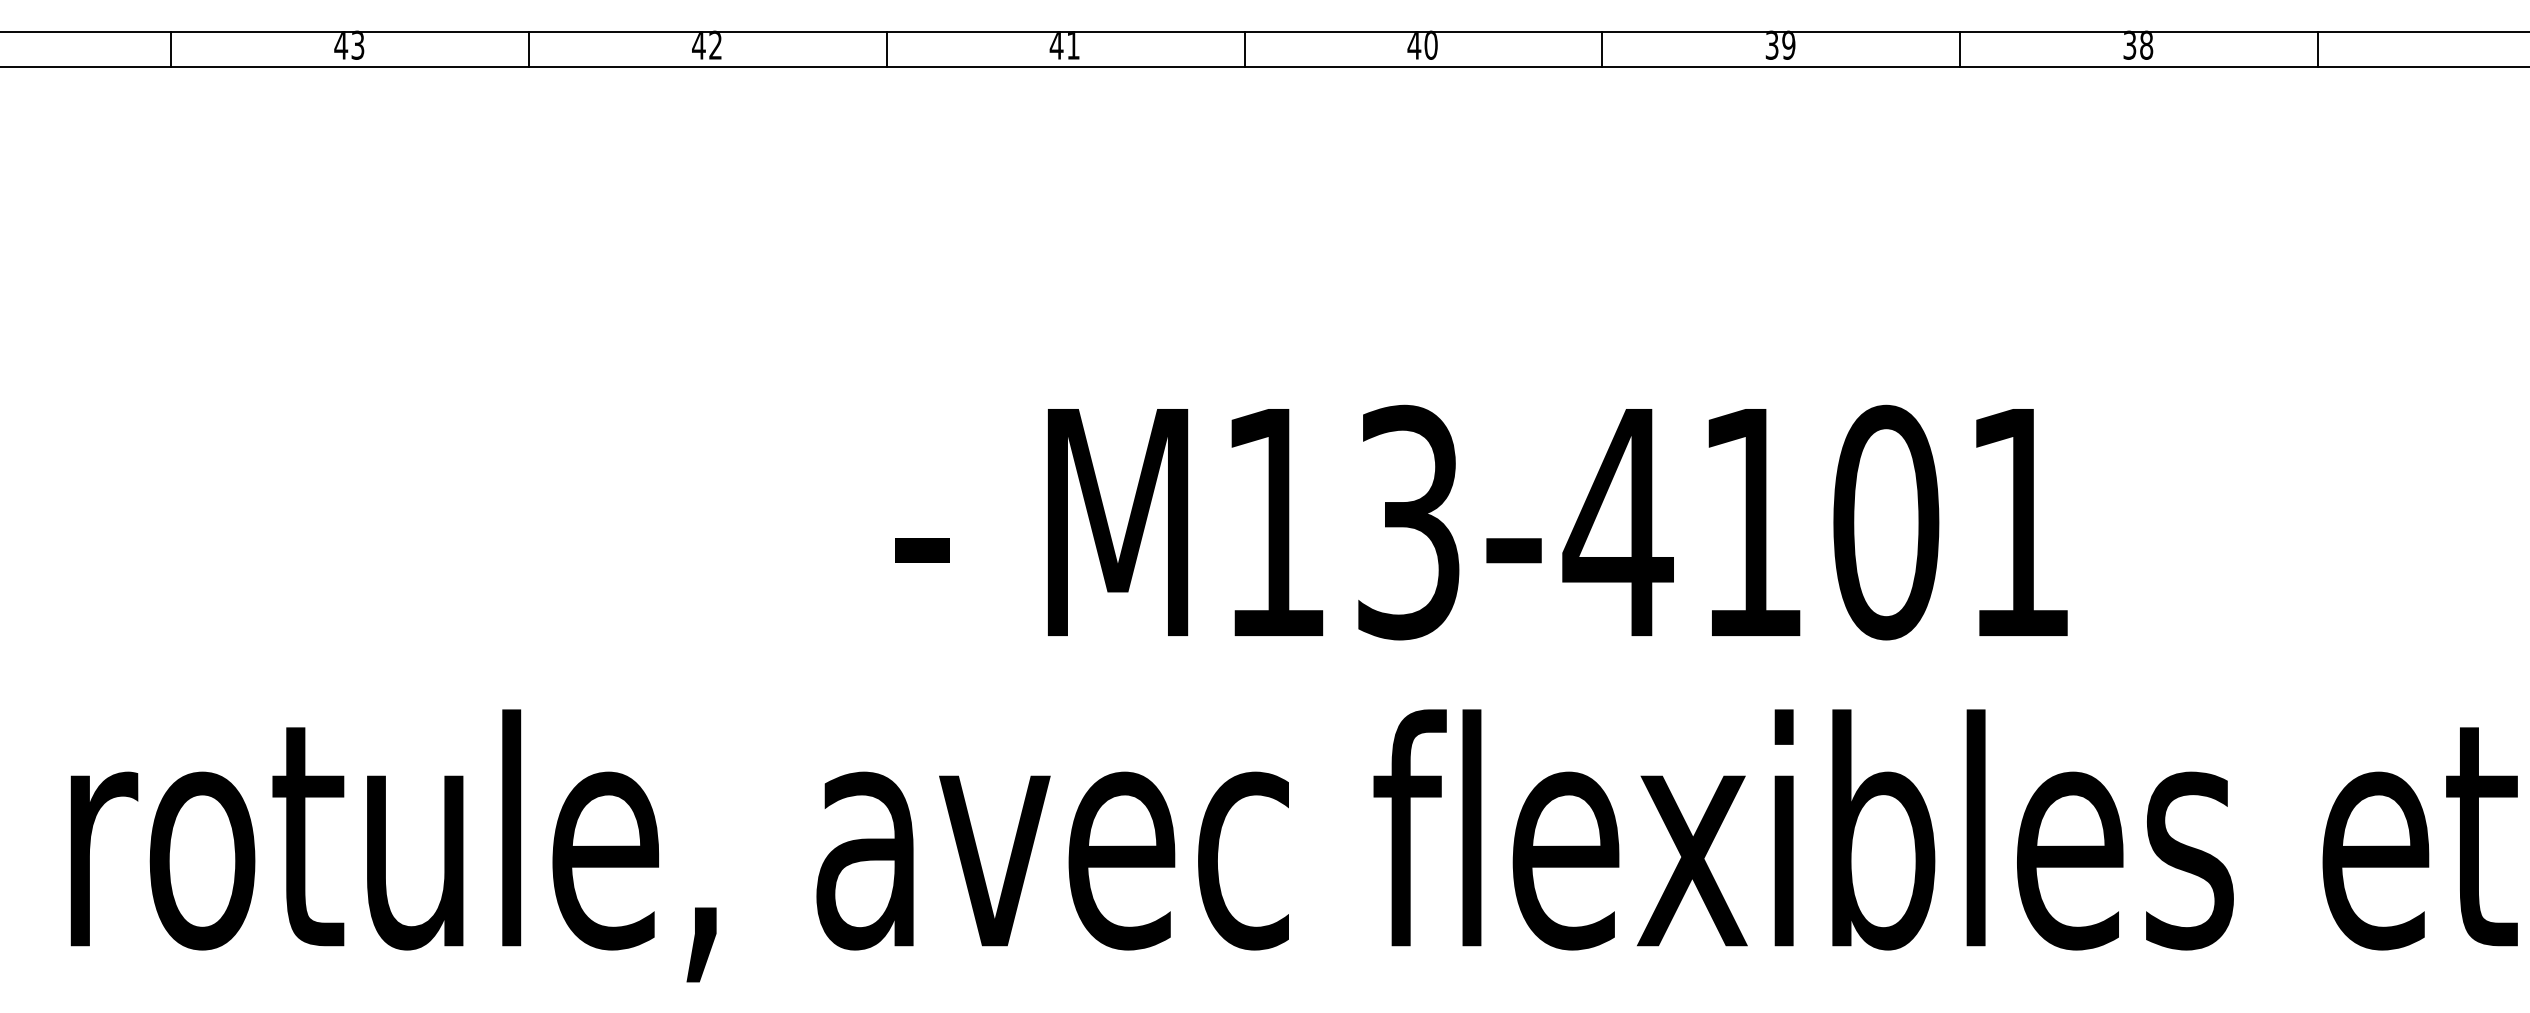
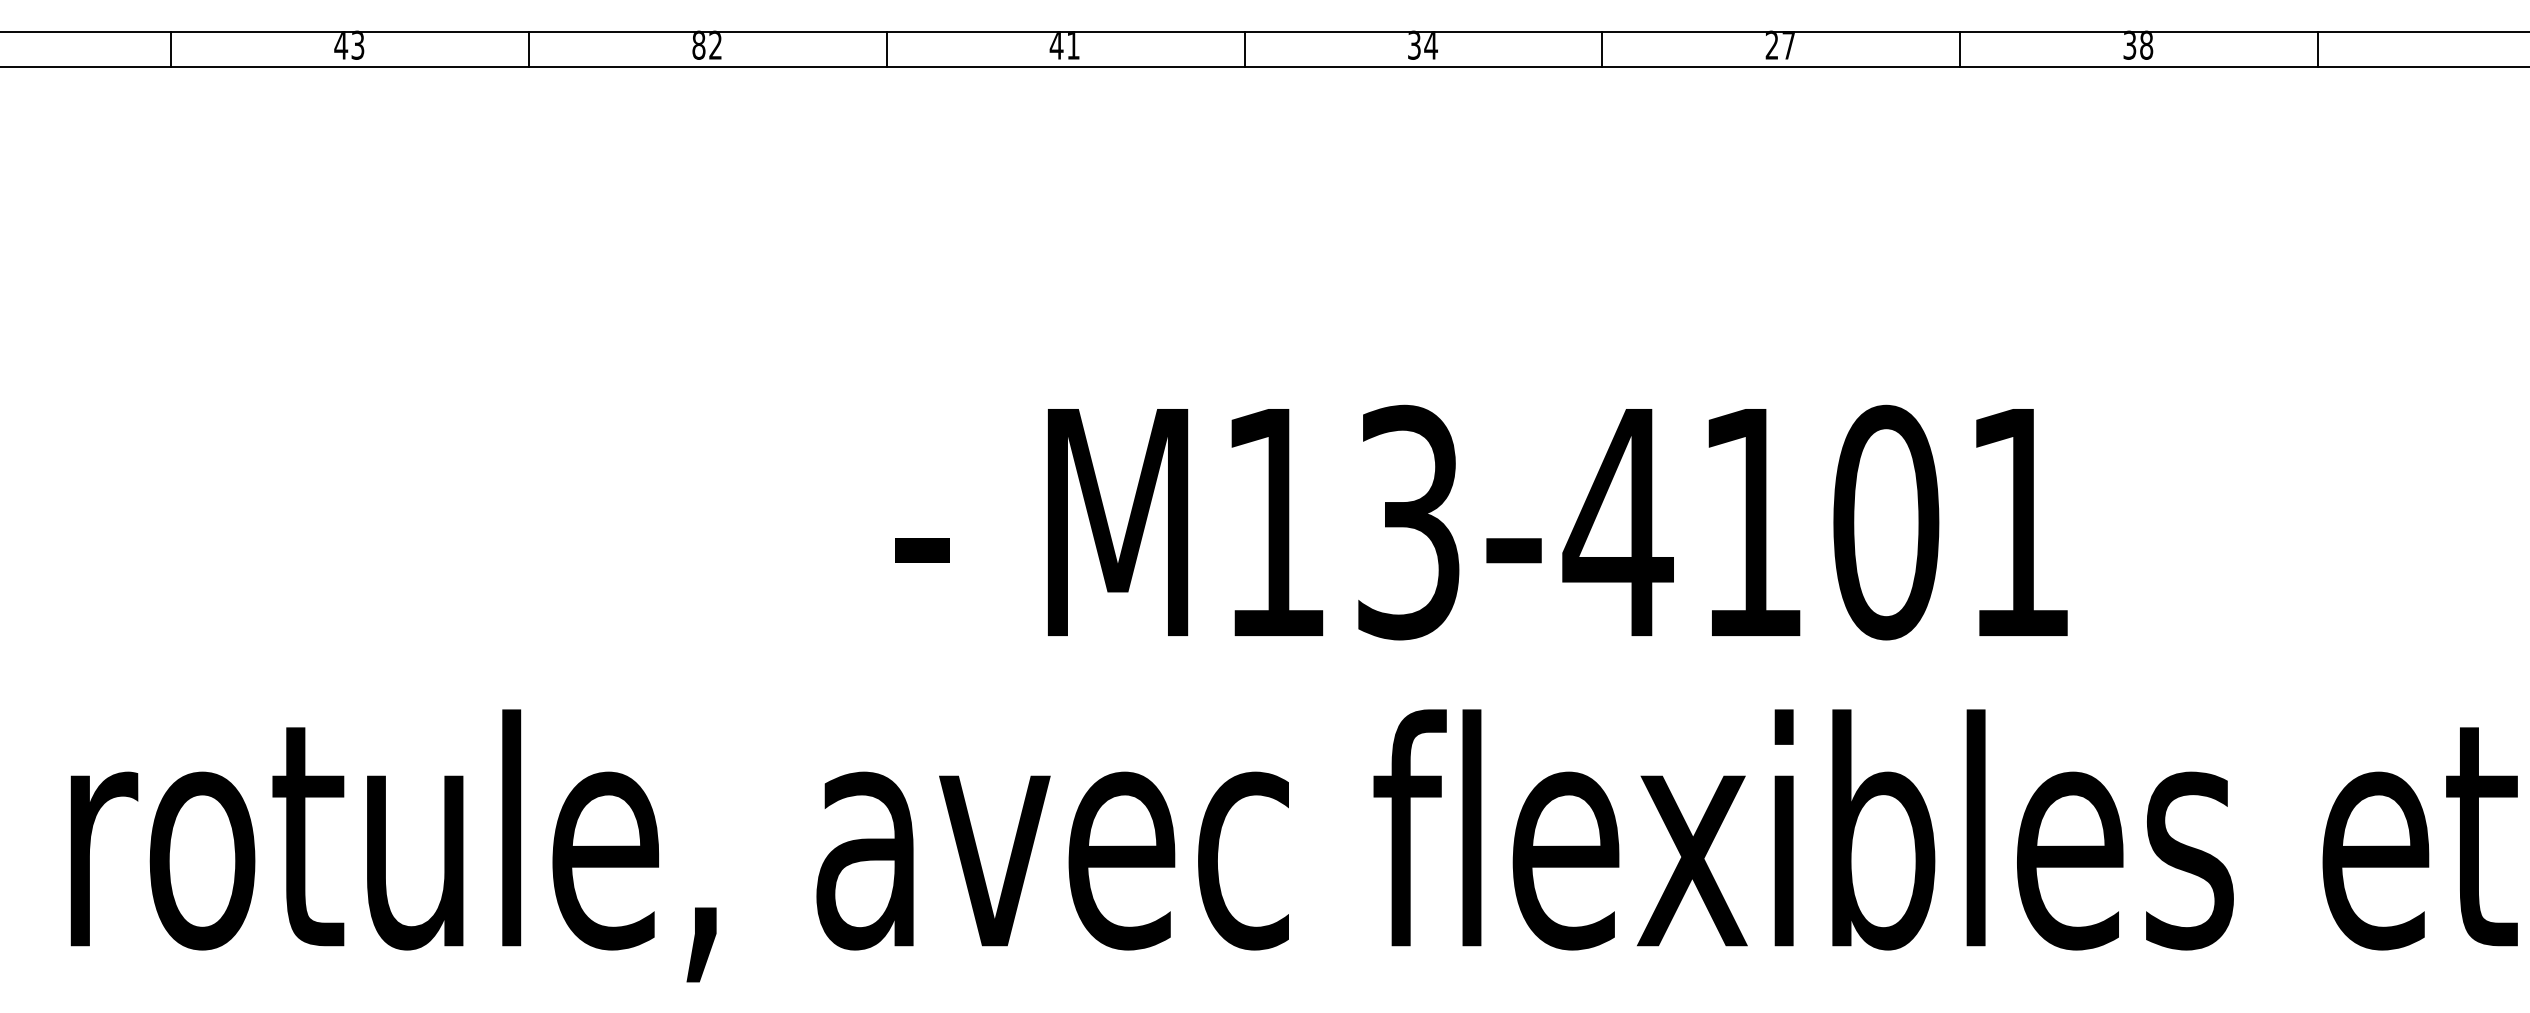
text: 42 -> 82 (698, 44)
text: 40 -> 34 (1422, 44)
text: 39 -> 27 (1780, 44)
